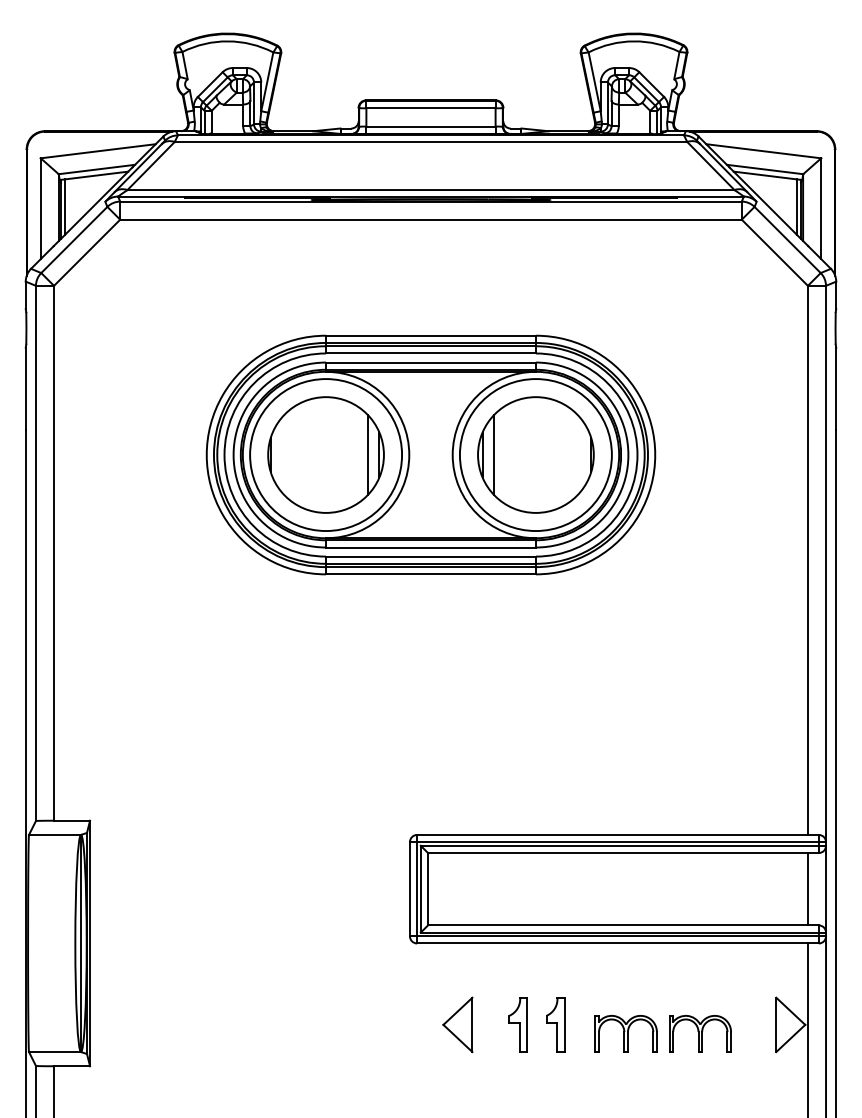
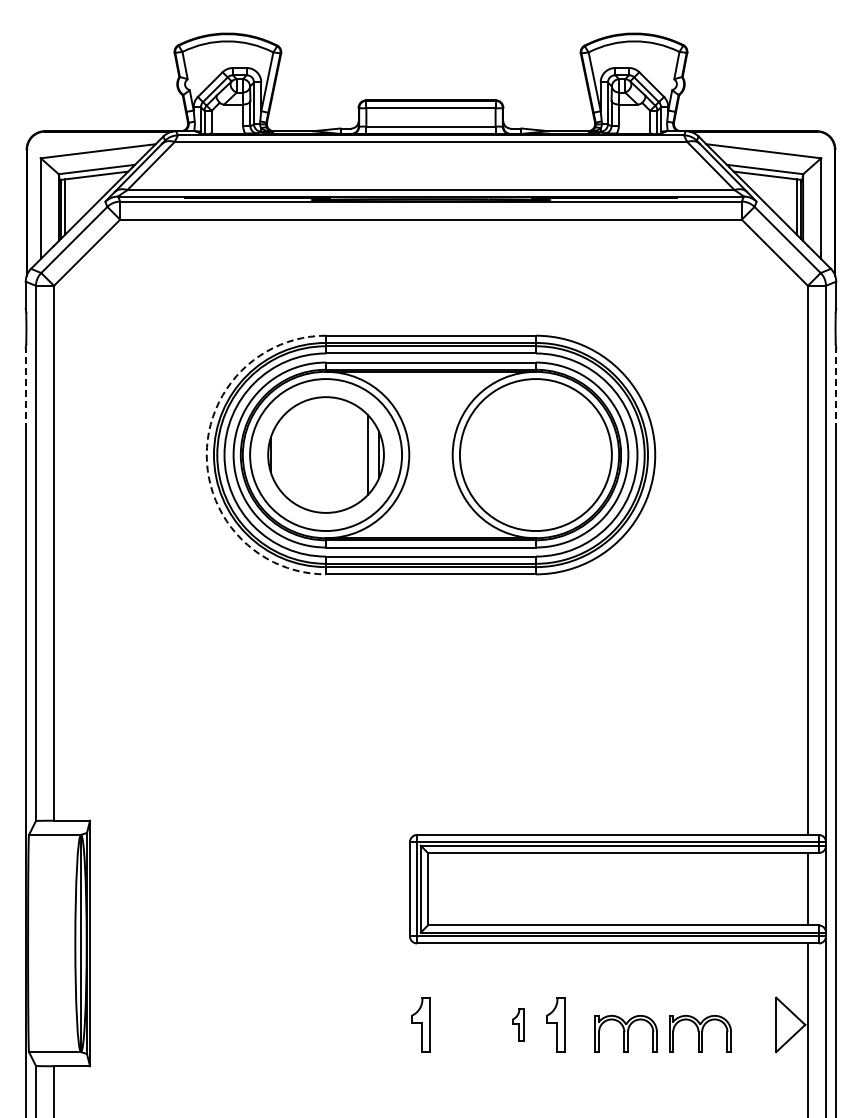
line: solid -> dashed (25, 388)
line: solid -> dashed (836, 388)
part: present -> none (535, 454)
arc: solid -> dashed (206, 455)
part: none -> present (420, 1024)
part: present -> none (457, 1024)
part size: 20x56 px -> 13x34 px (518, 1024)
